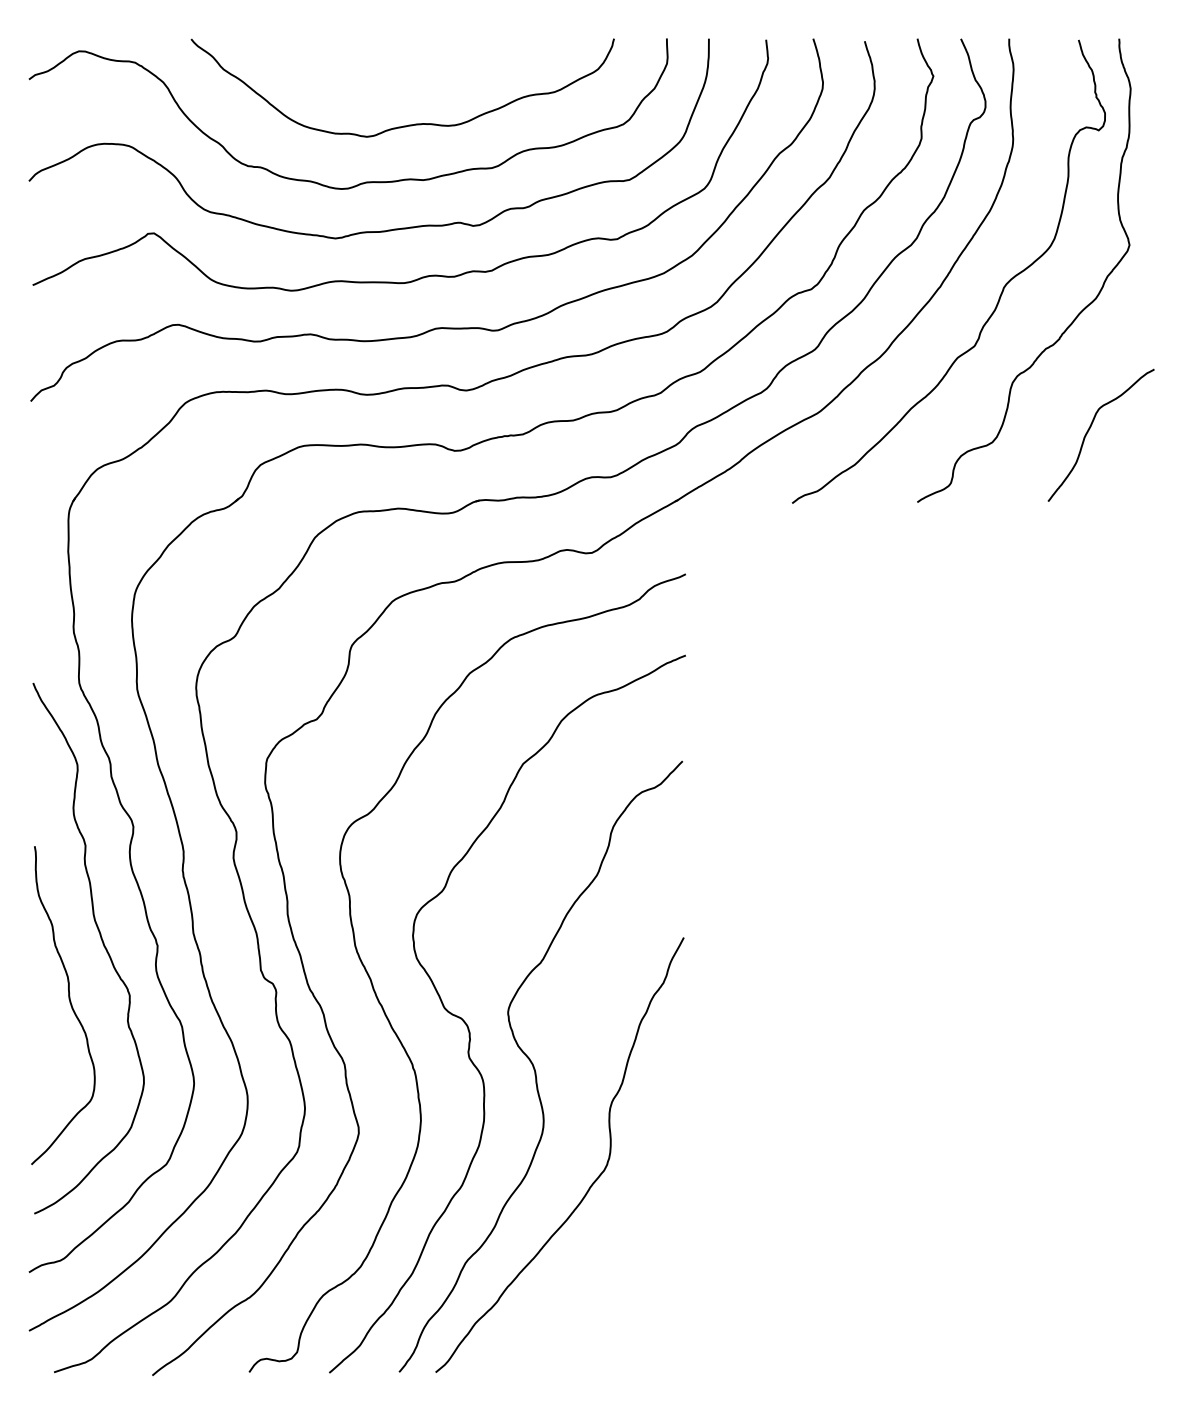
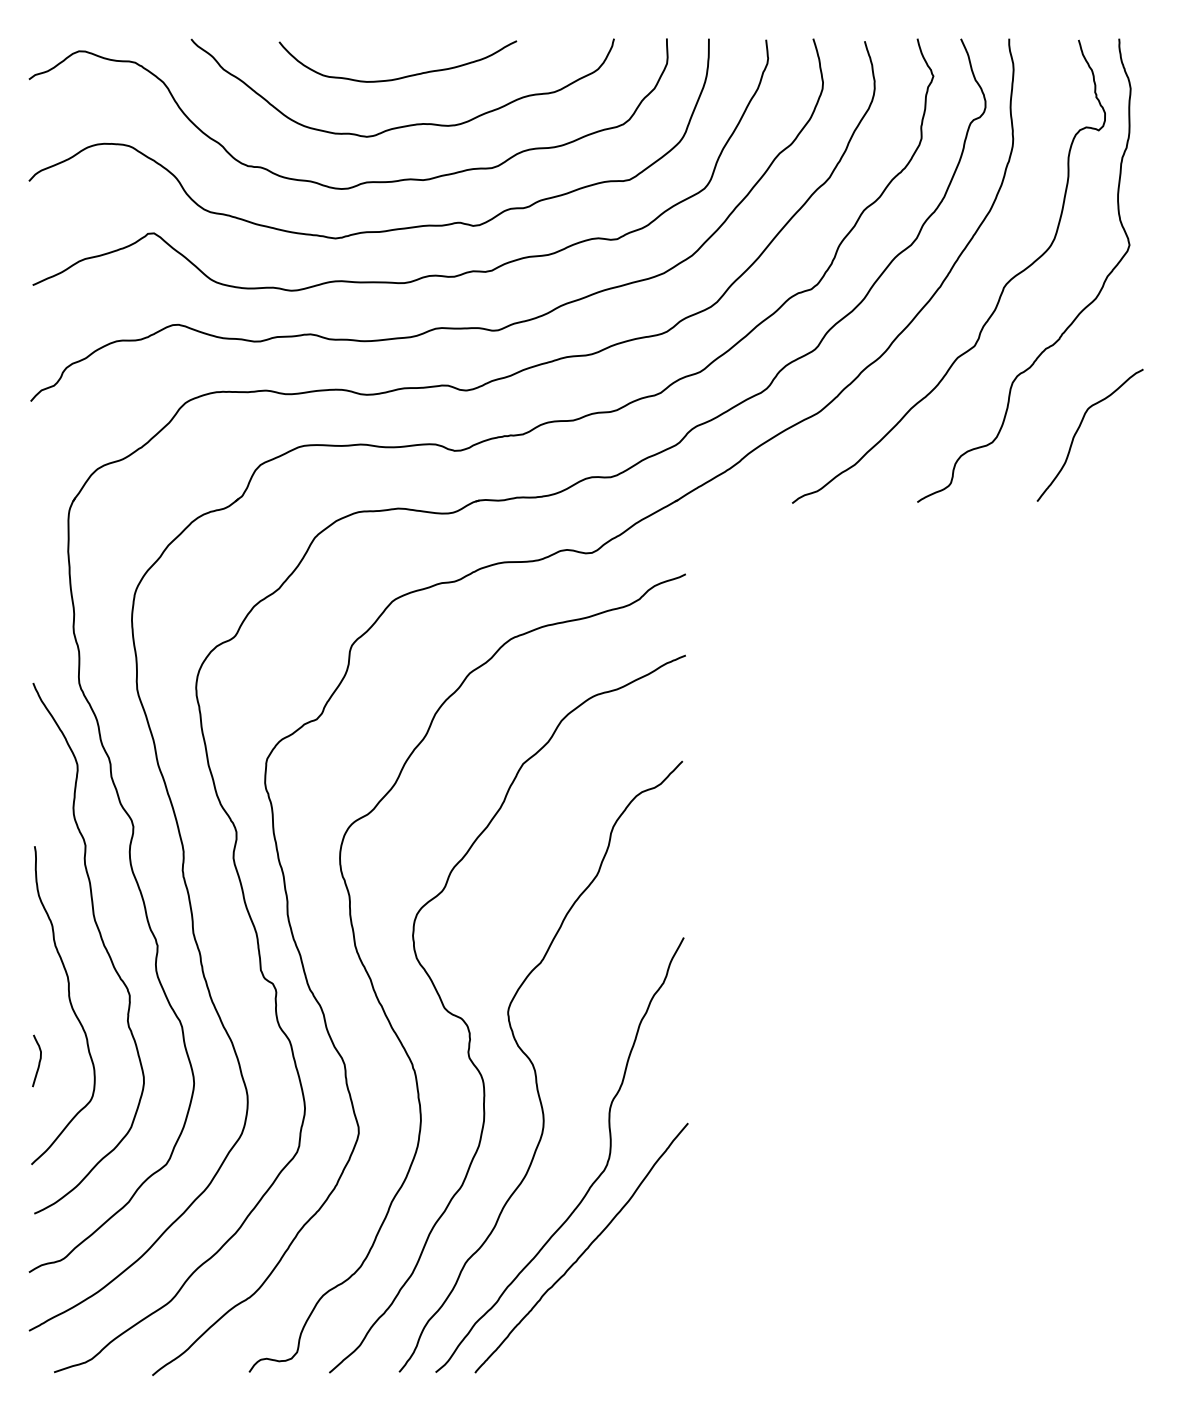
curve: none -> present (402, 76)
curve position: (1090, 428) -> (1079, 428) (1079, 428)
curve: none -> present (38, 1062)
curve: none -> present (584, 1250)
